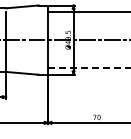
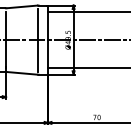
line: none -> present (38, 40)
line: dashed -> solid (90, 68)
